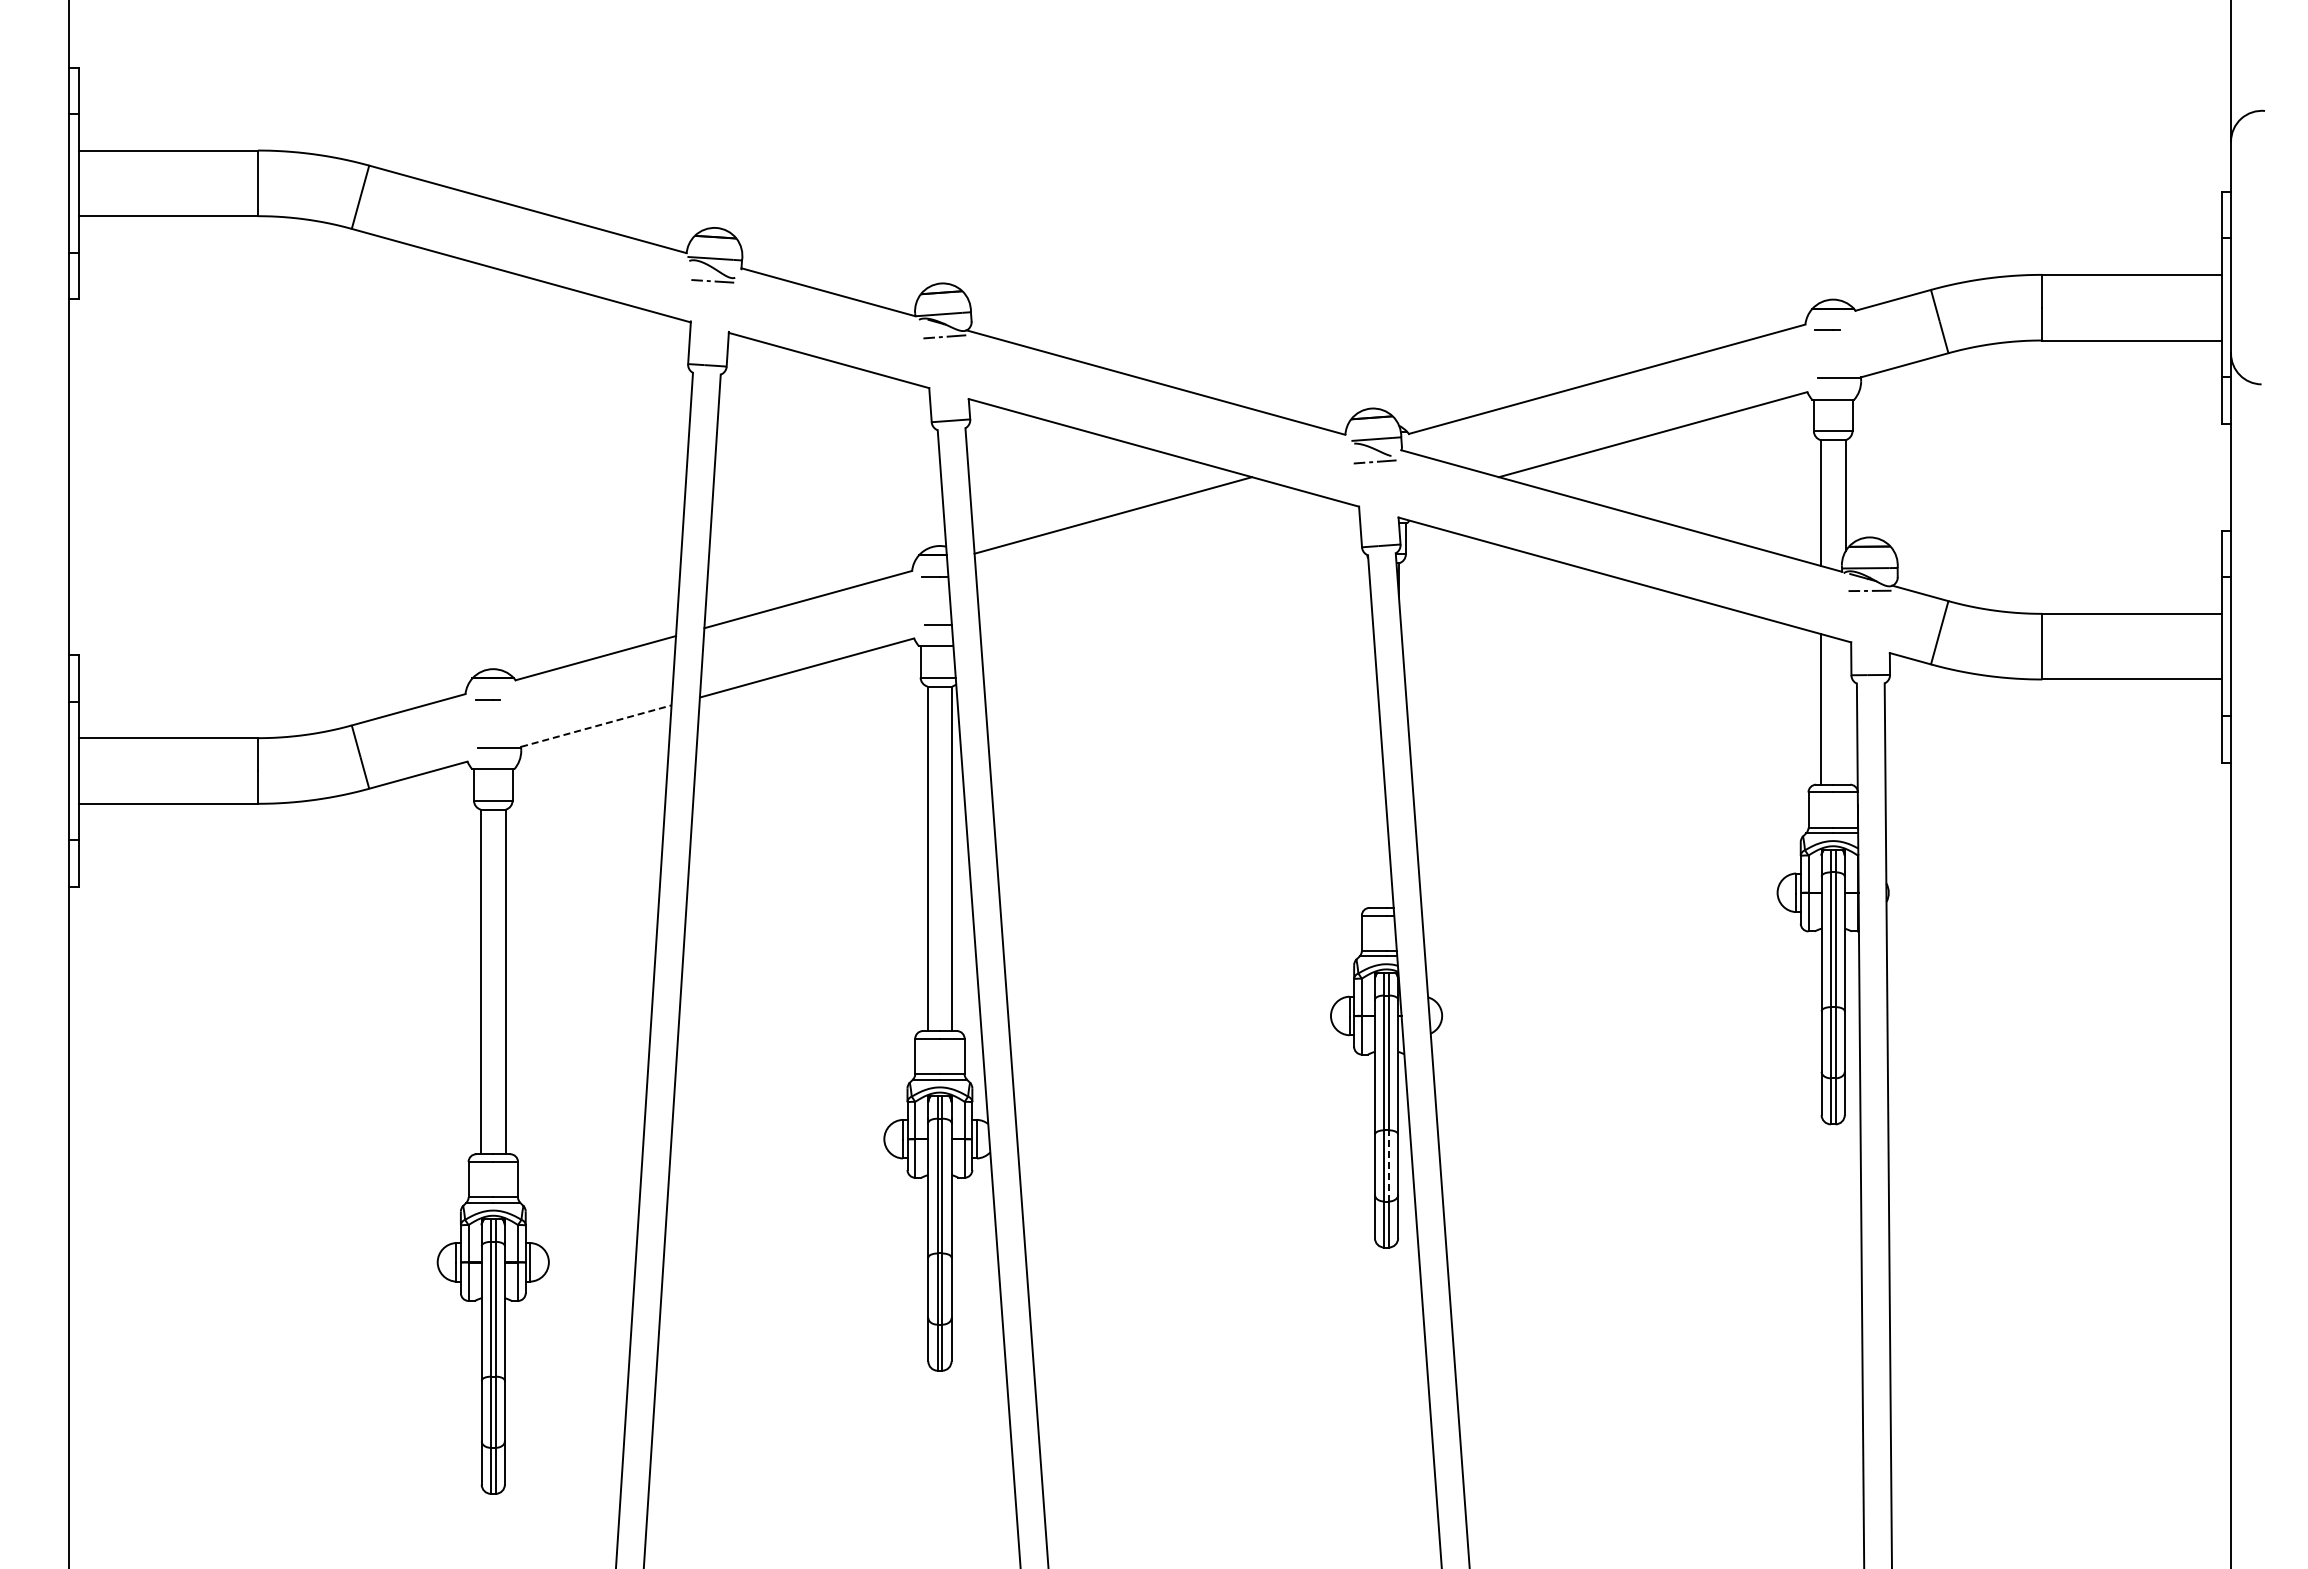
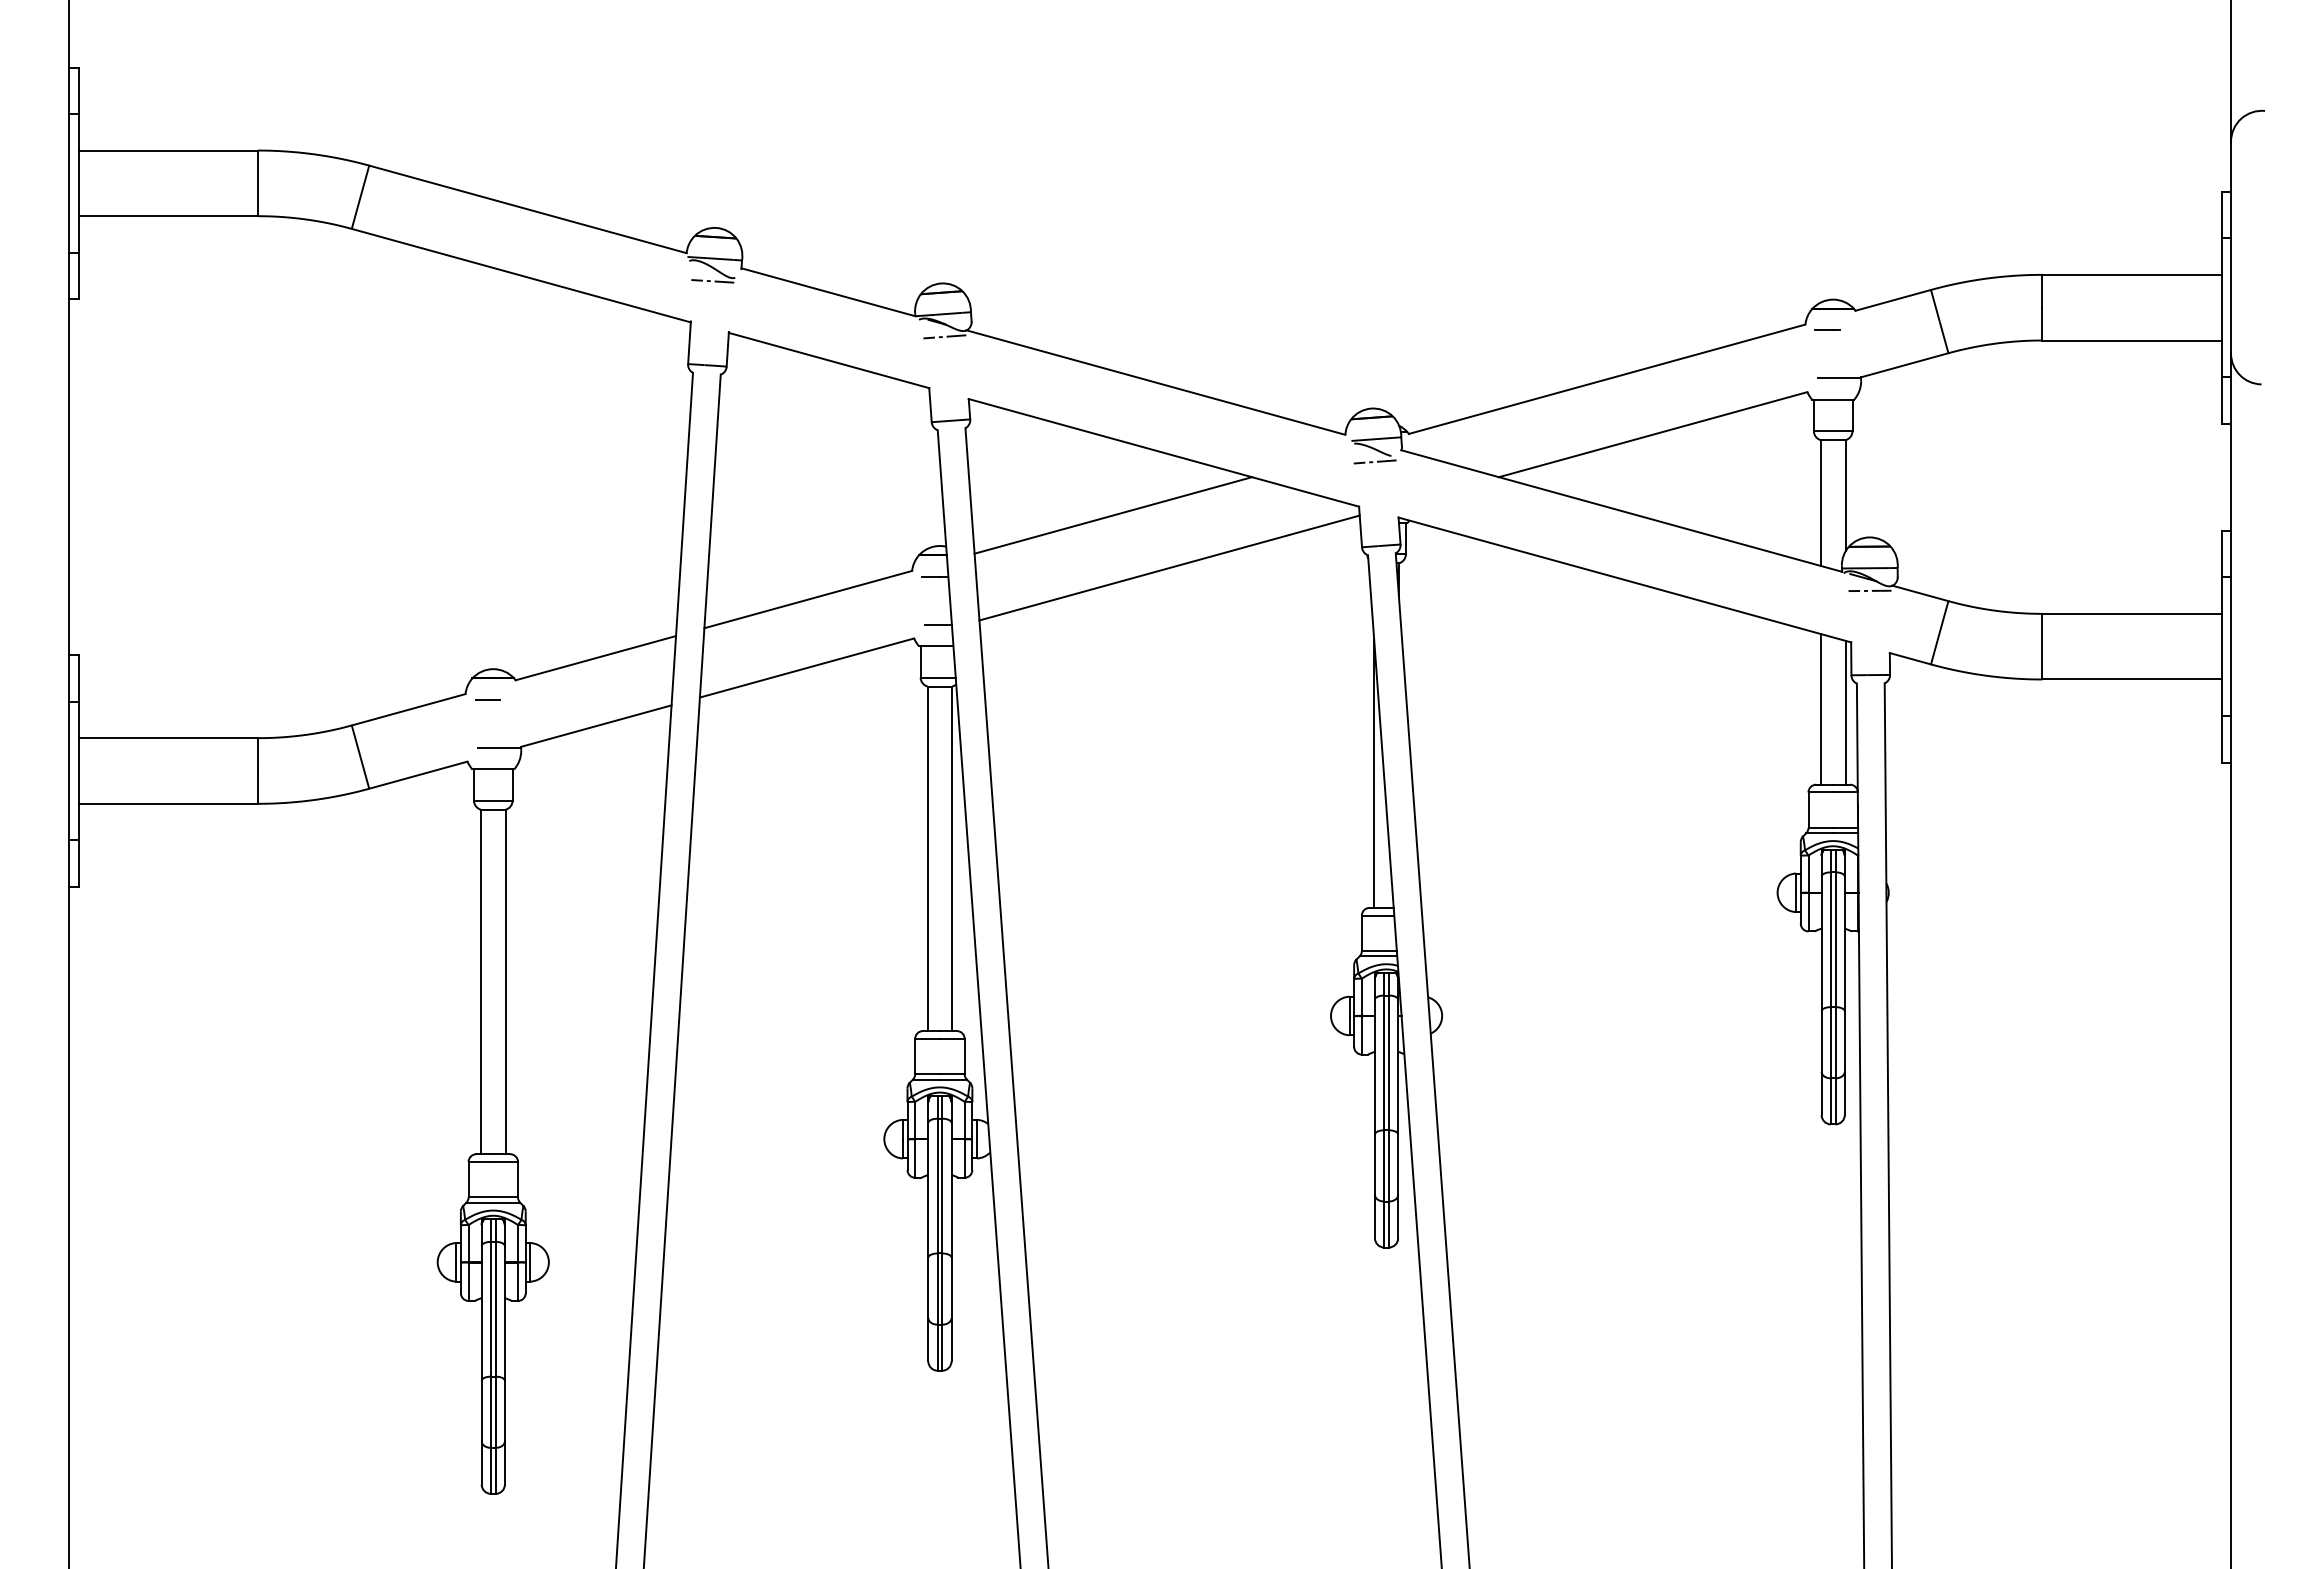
line: none -> present (1169, 567)
line: none -> present (1845, 712)
line: dashed -> solid (596, 725)
line: none -> present (1374, 773)
line: dashed -> solid (1388, 1165)
